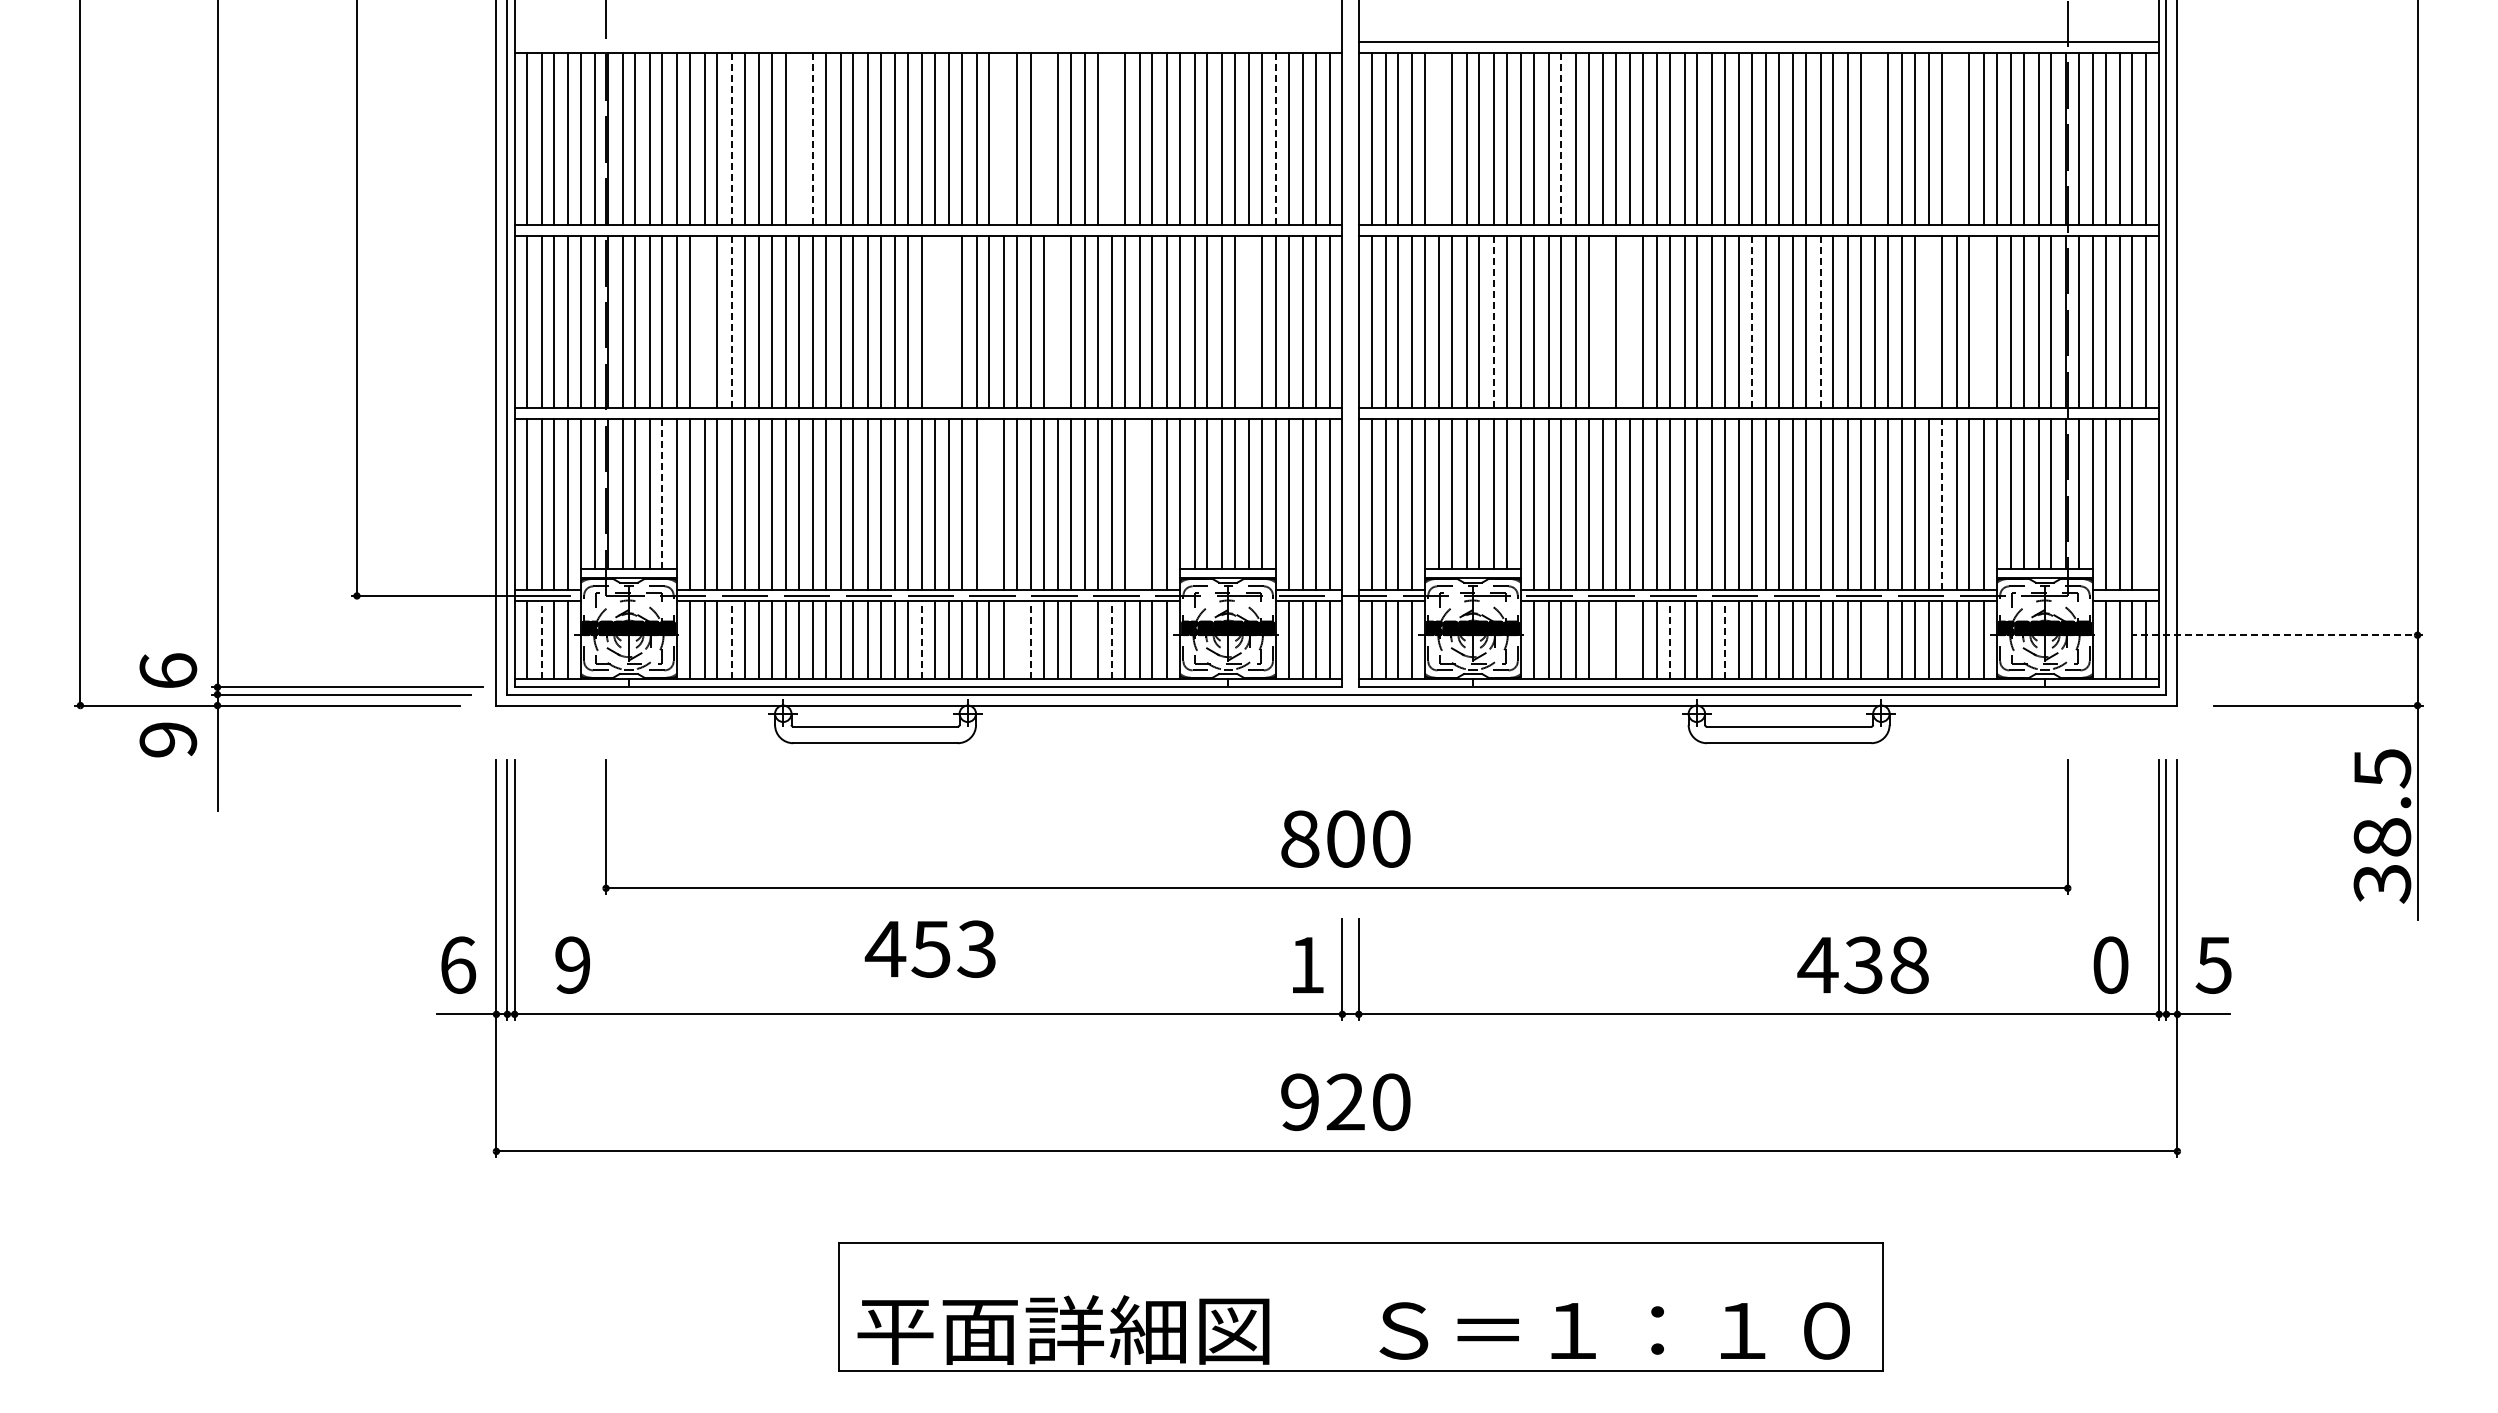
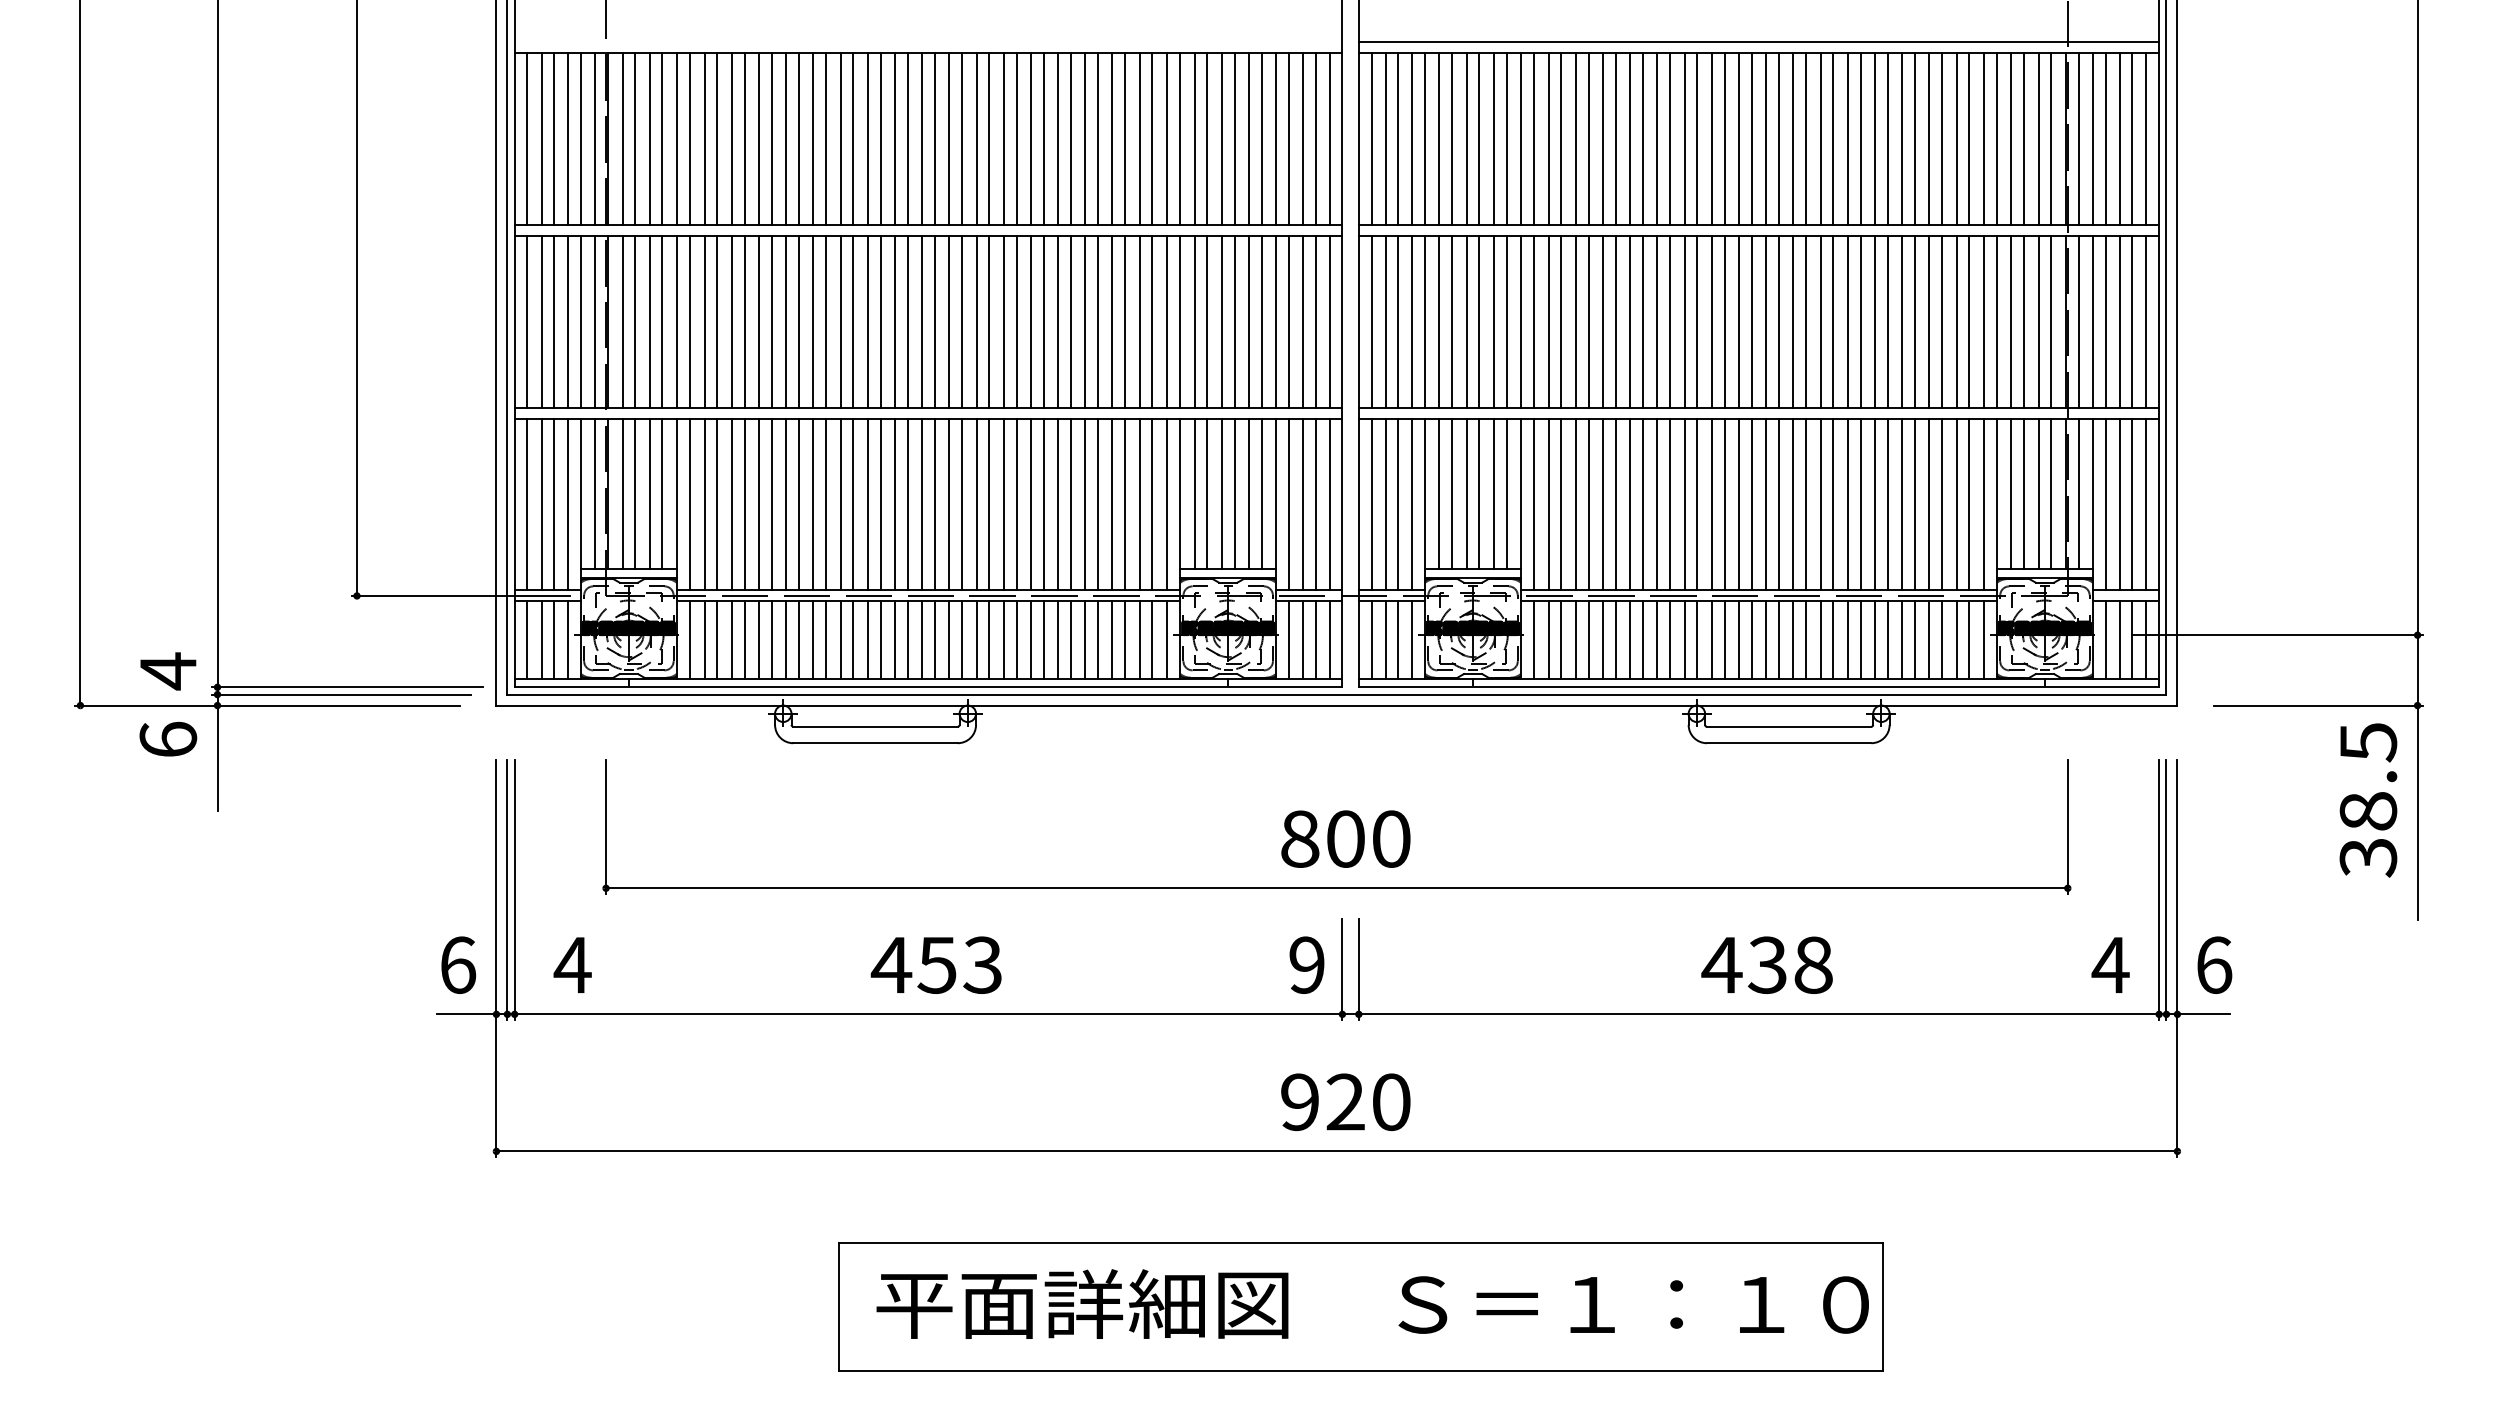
line: dashed -> solid (731, 139)
line: none -> present (799, 139)
line: dashed -> solid (813, 139)
line: none -> present (1003, 139)
line: none -> present (1043, 139)
line: none -> present (1112, 139)
line: dashed -> solid (1276, 139)
line: none -> present (1439, 139)
line: dashed -> solid (1561, 139)
line: none -> present (1874, 139)
line: none -> present (1956, 139)
line: none -> present (704, 321)
line: dashed -> solid (731, 321)
line: none -> present (934, 321)
line: none -> present (949, 321)
line: none -> present (1058, 321)
line: none -> present (1248, 321)
line: dashed -> solid (1493, 321)
line: none -> present (1603, 321)
line: none -> present (1630, 321)
line: dashed -> solid (1751, 321)
line: dashed -> solid (1820, 321)
line: none -> present (1929, 321)
line: none -> present (1984, 321)
line: dashed -> solid (662, 493)
line: none -> present (989, 504)
line: none -> present (1139, 504)
line: dashed -> solid (1942, 504)
line: none -> present (2146, 504)
line: dashed -> solid (2277, 635)
line: dashed -> solid (541, 640)
line: dashed -> solid (731, 640)
line: dashed -> solid (922, 640)
line: none -> present (1016, 640)
line: dashed -> solid (1030, 640)
line: none -> present (1085, 640)
line: dashed -> solid (1112, 640)
line: none -> present (1603, 640)
line: none -> present (1630, 640)
line: dashed -> solid (1670, 640)
line: dashed -> solid (1724, 640)
line: none -> present (1874, 640)
text: 6 -> 4 (168, 671)
text: 9 -> 6 (168, 739)
text position: (2382, 826) -> (2368, 800) (2368, 800)
text position: (929, 948) -> (935, 964) (935, 964)
text: 9 -> 4 (572, 964)
text: 1 -> 9 (1306, 964)
text position: (1862, 964) -> (1766, 964) (1766, 964)
text: 0 -> 4 (2110, 964)
text: 5 -> 6 (2213, 964)
text position: (1353, 1329) -> (1372, 1303) (1372, 1303)
